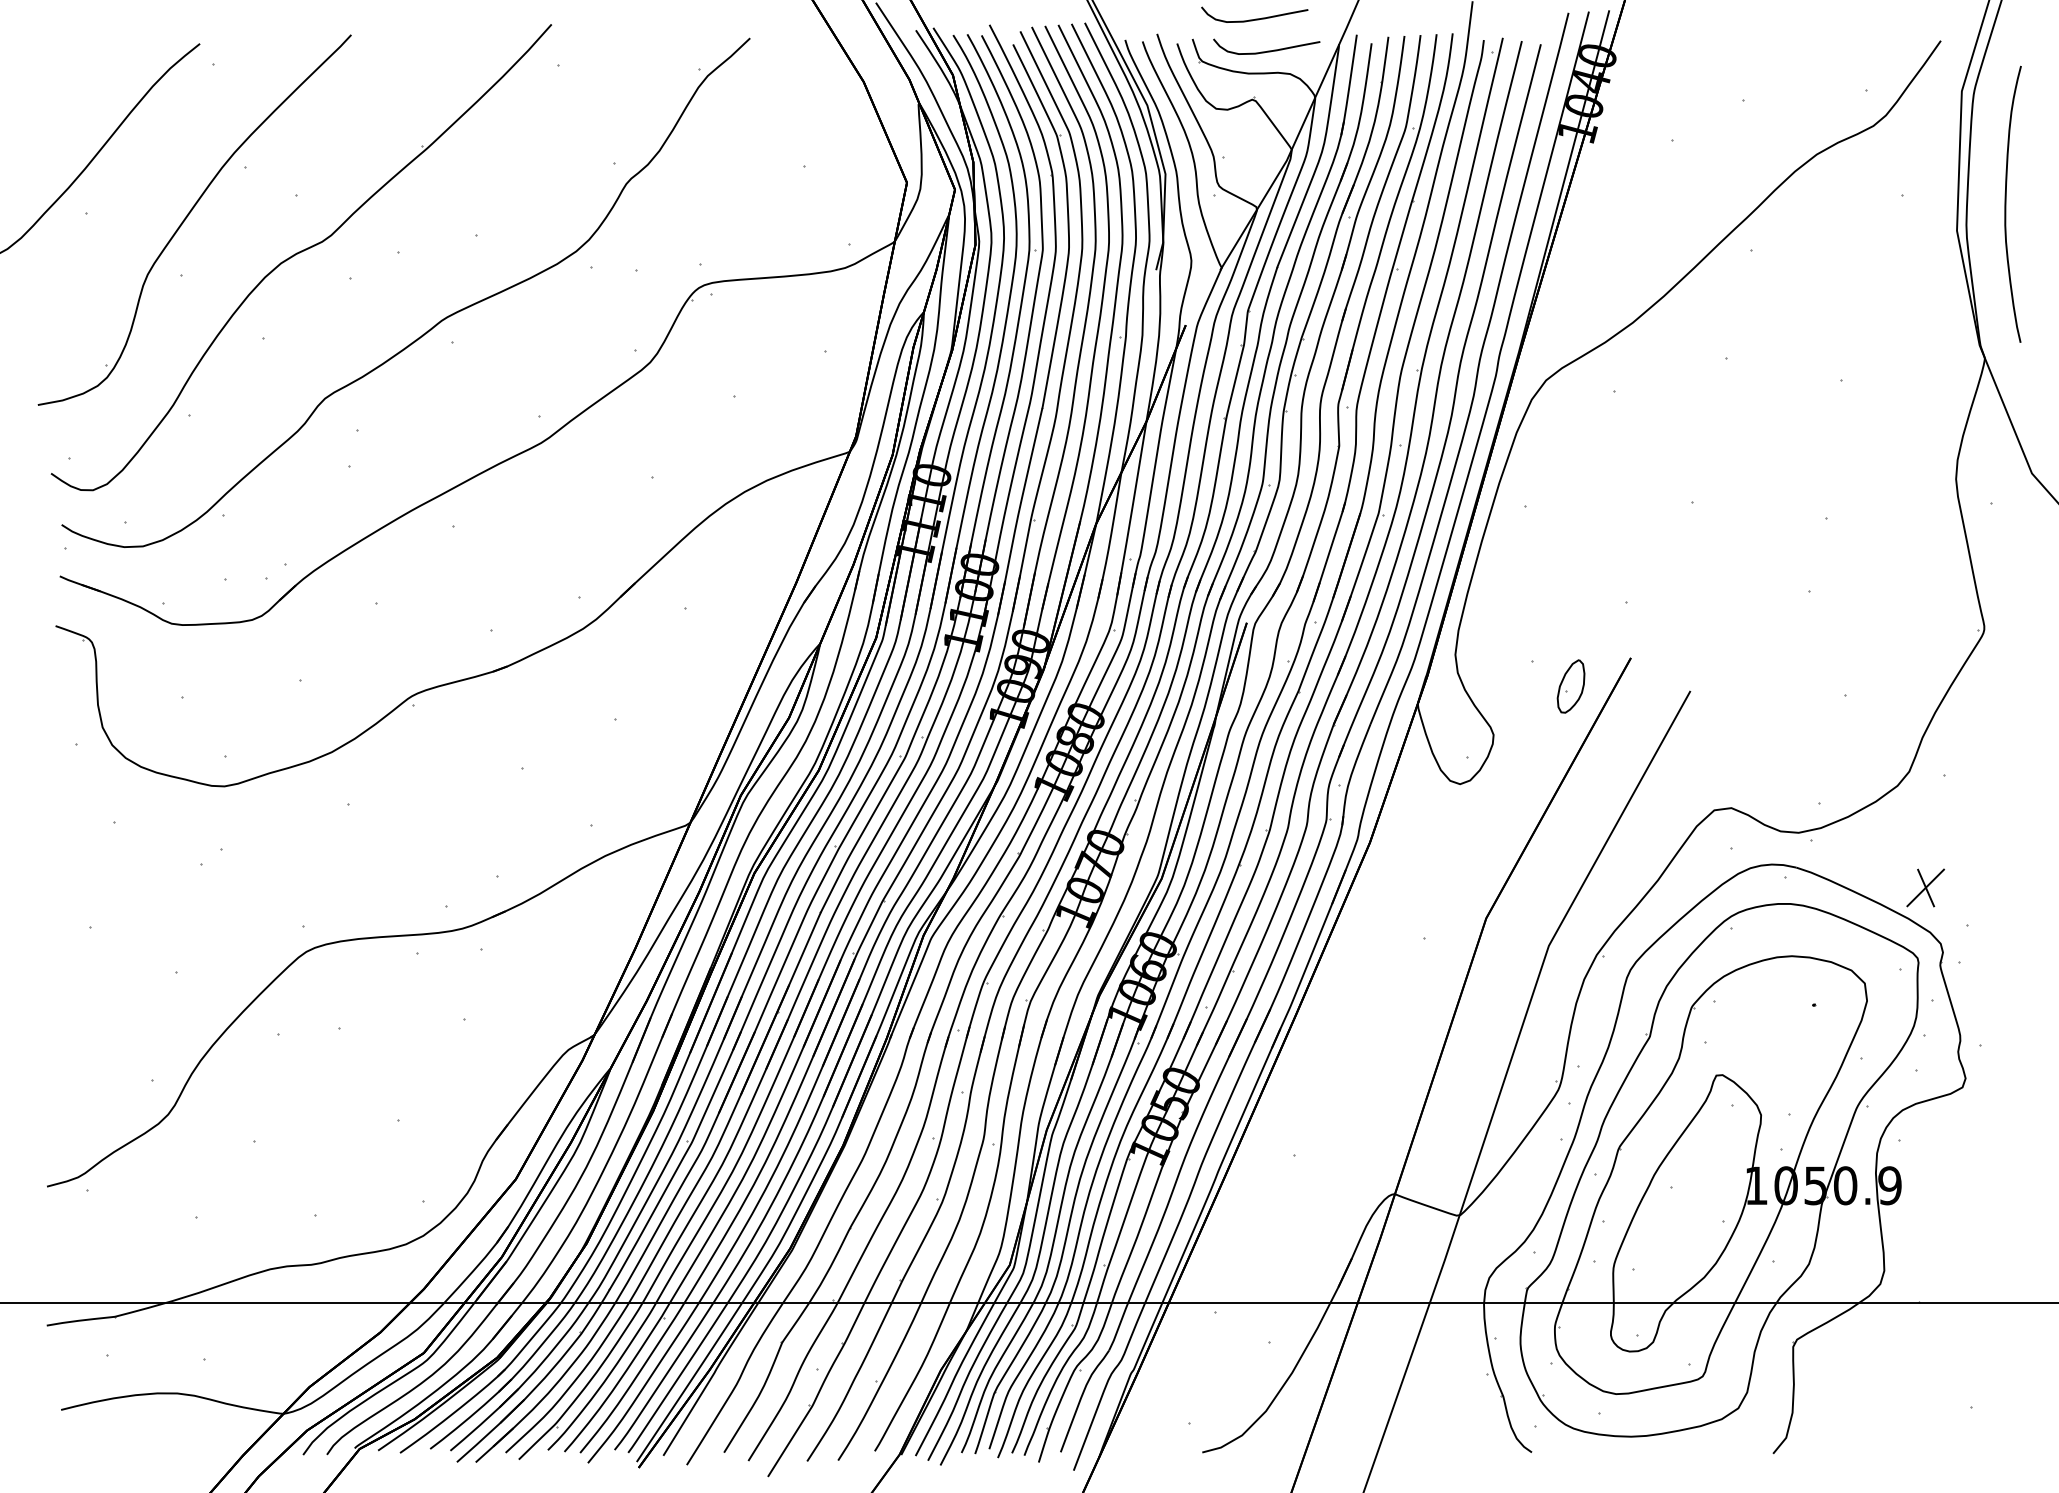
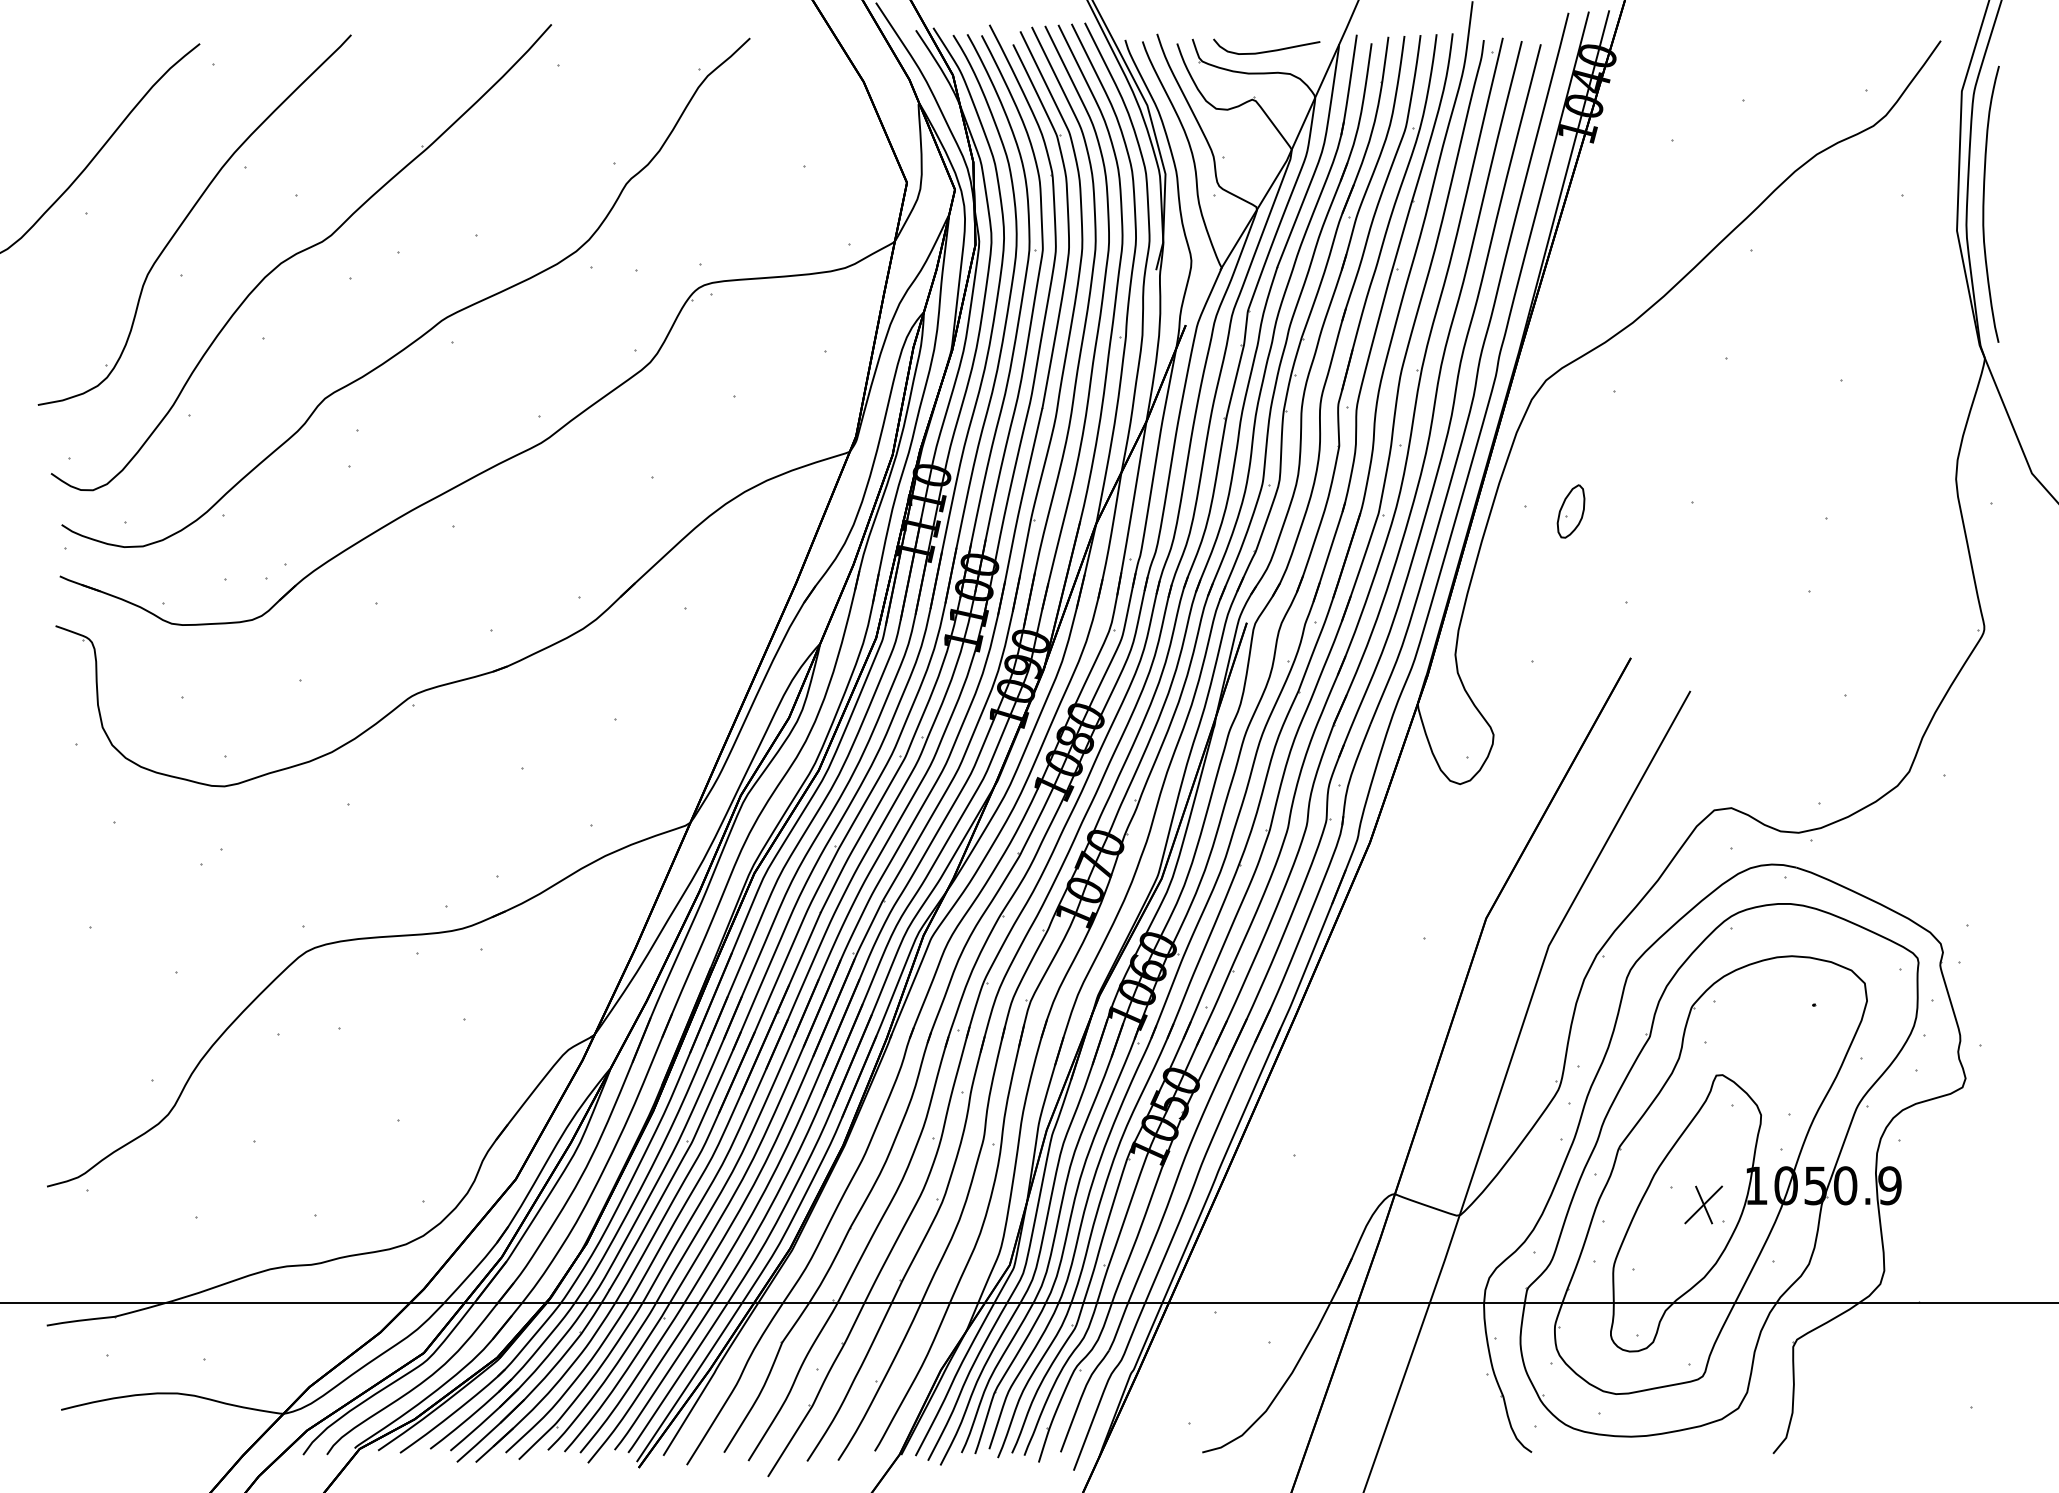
curve: present -> none (1255, 18)
curve position: (2006, 203) -> (1984, 203) (1984, 203)
part position: (1570, 686) -> (1570, 511) (1570, 511)
part position: (1925, 887) -> (1703, 1204) (1703, 1204)
